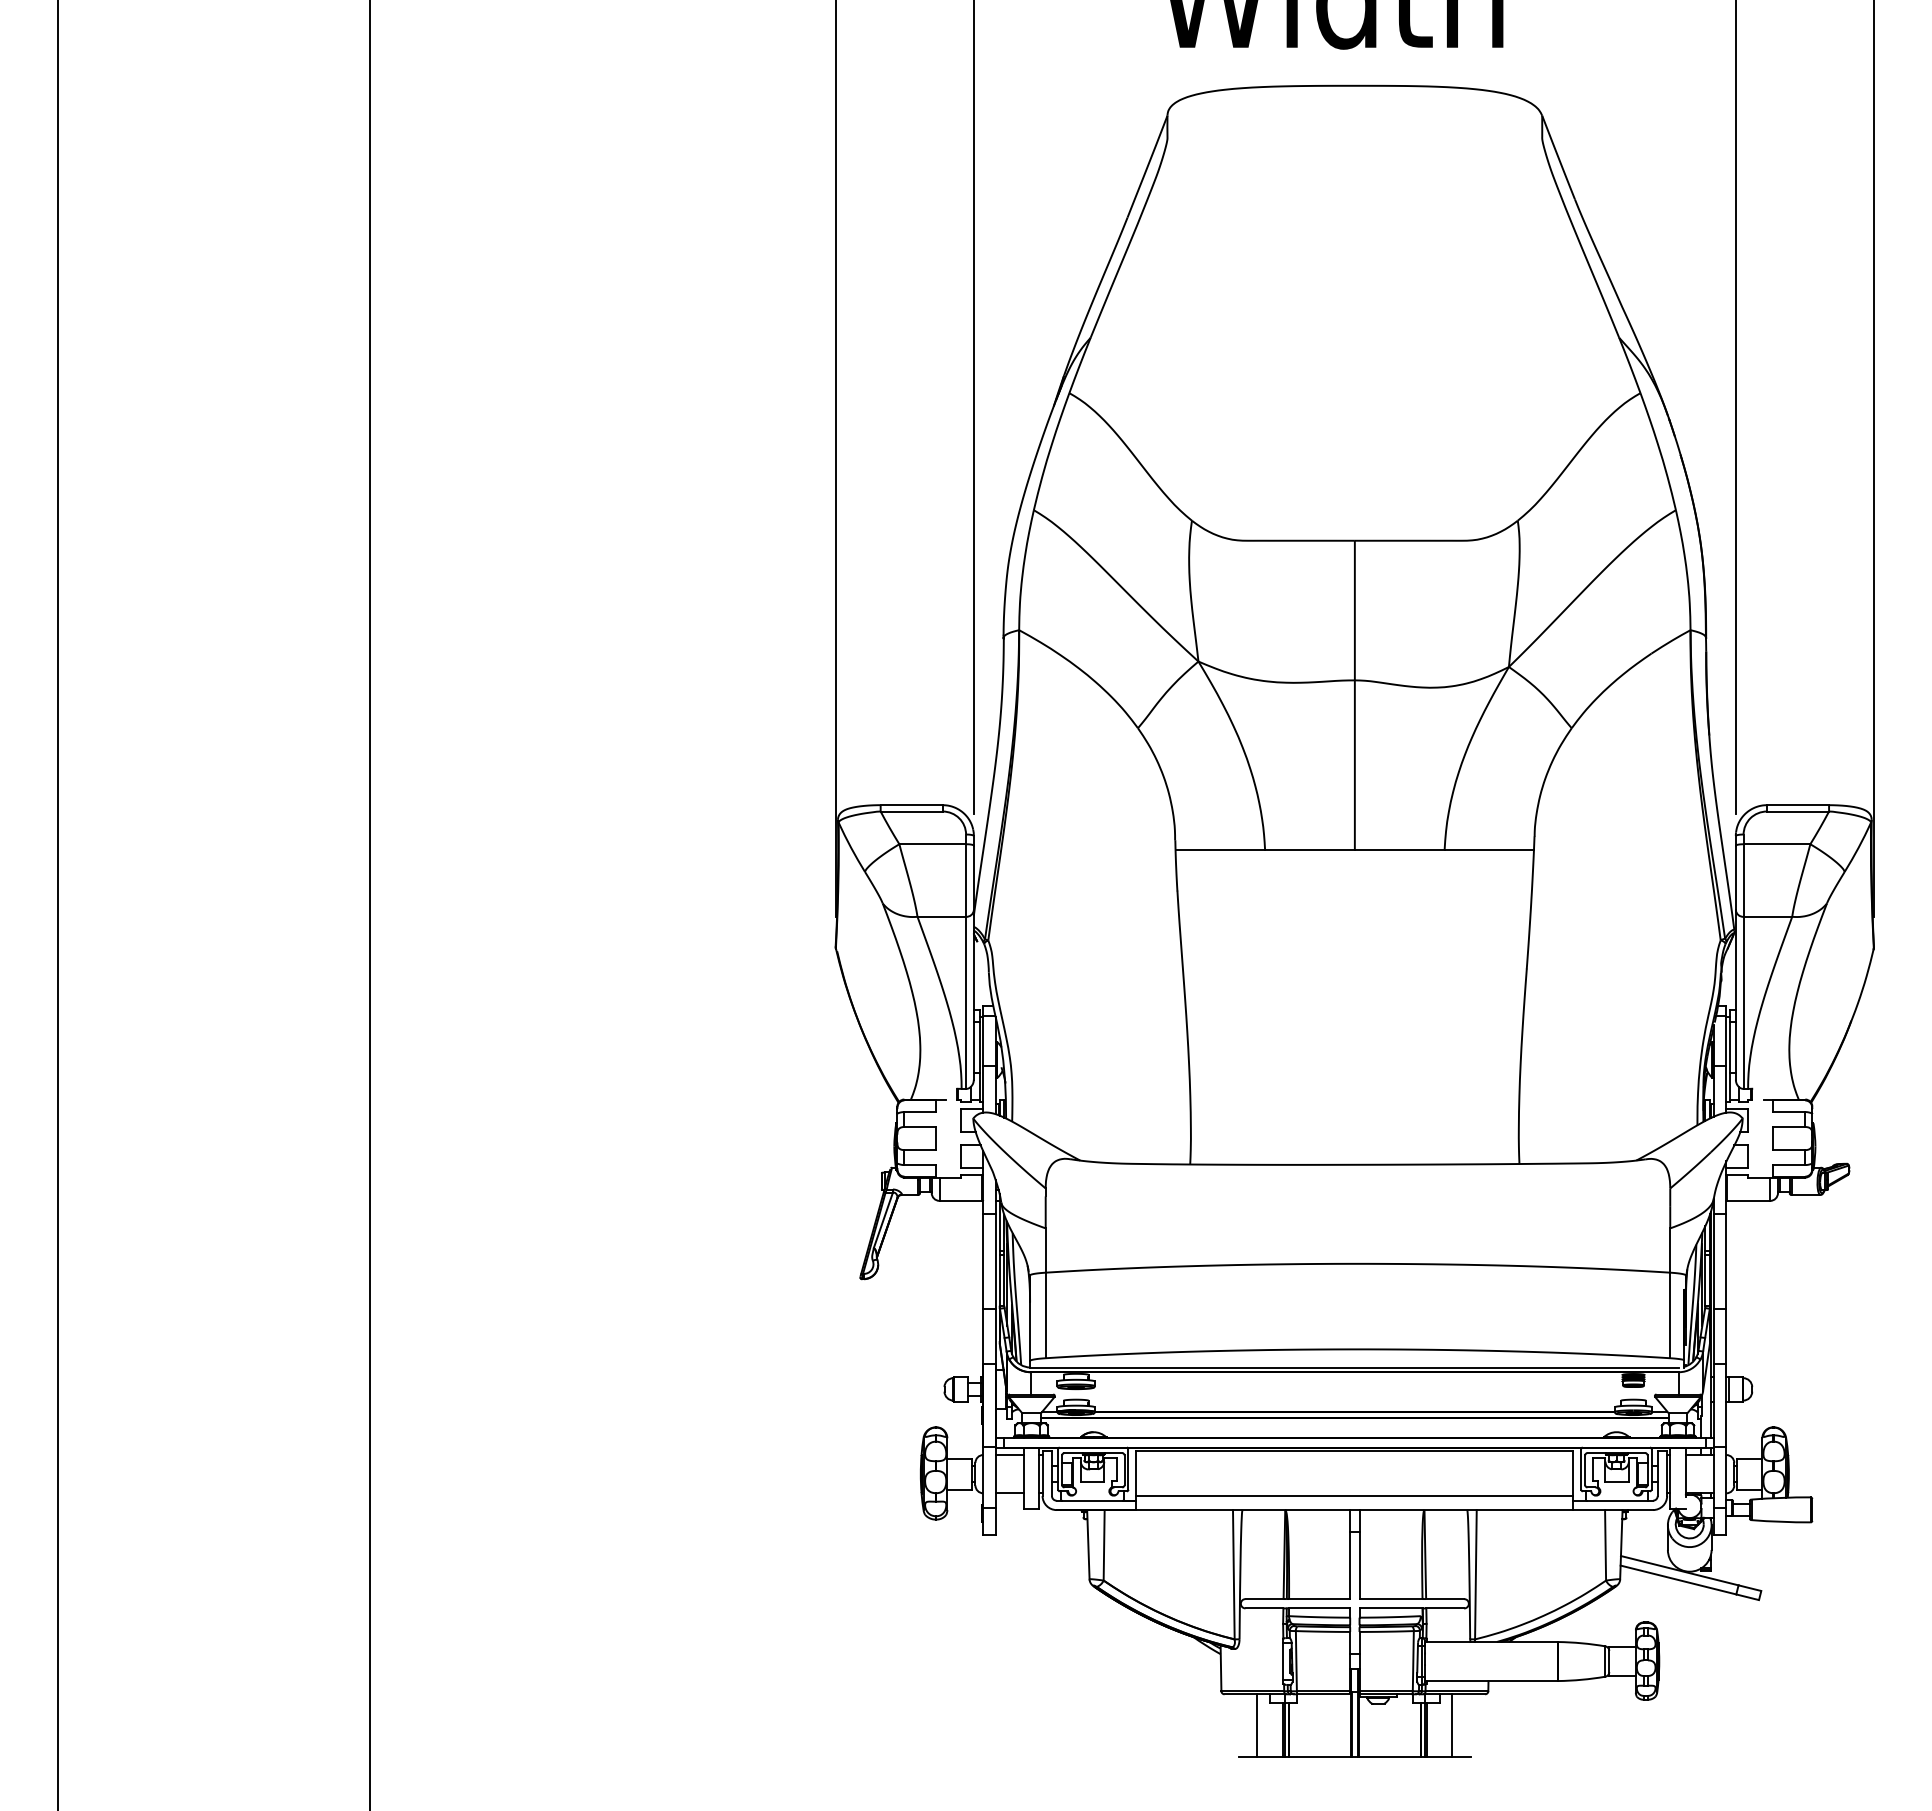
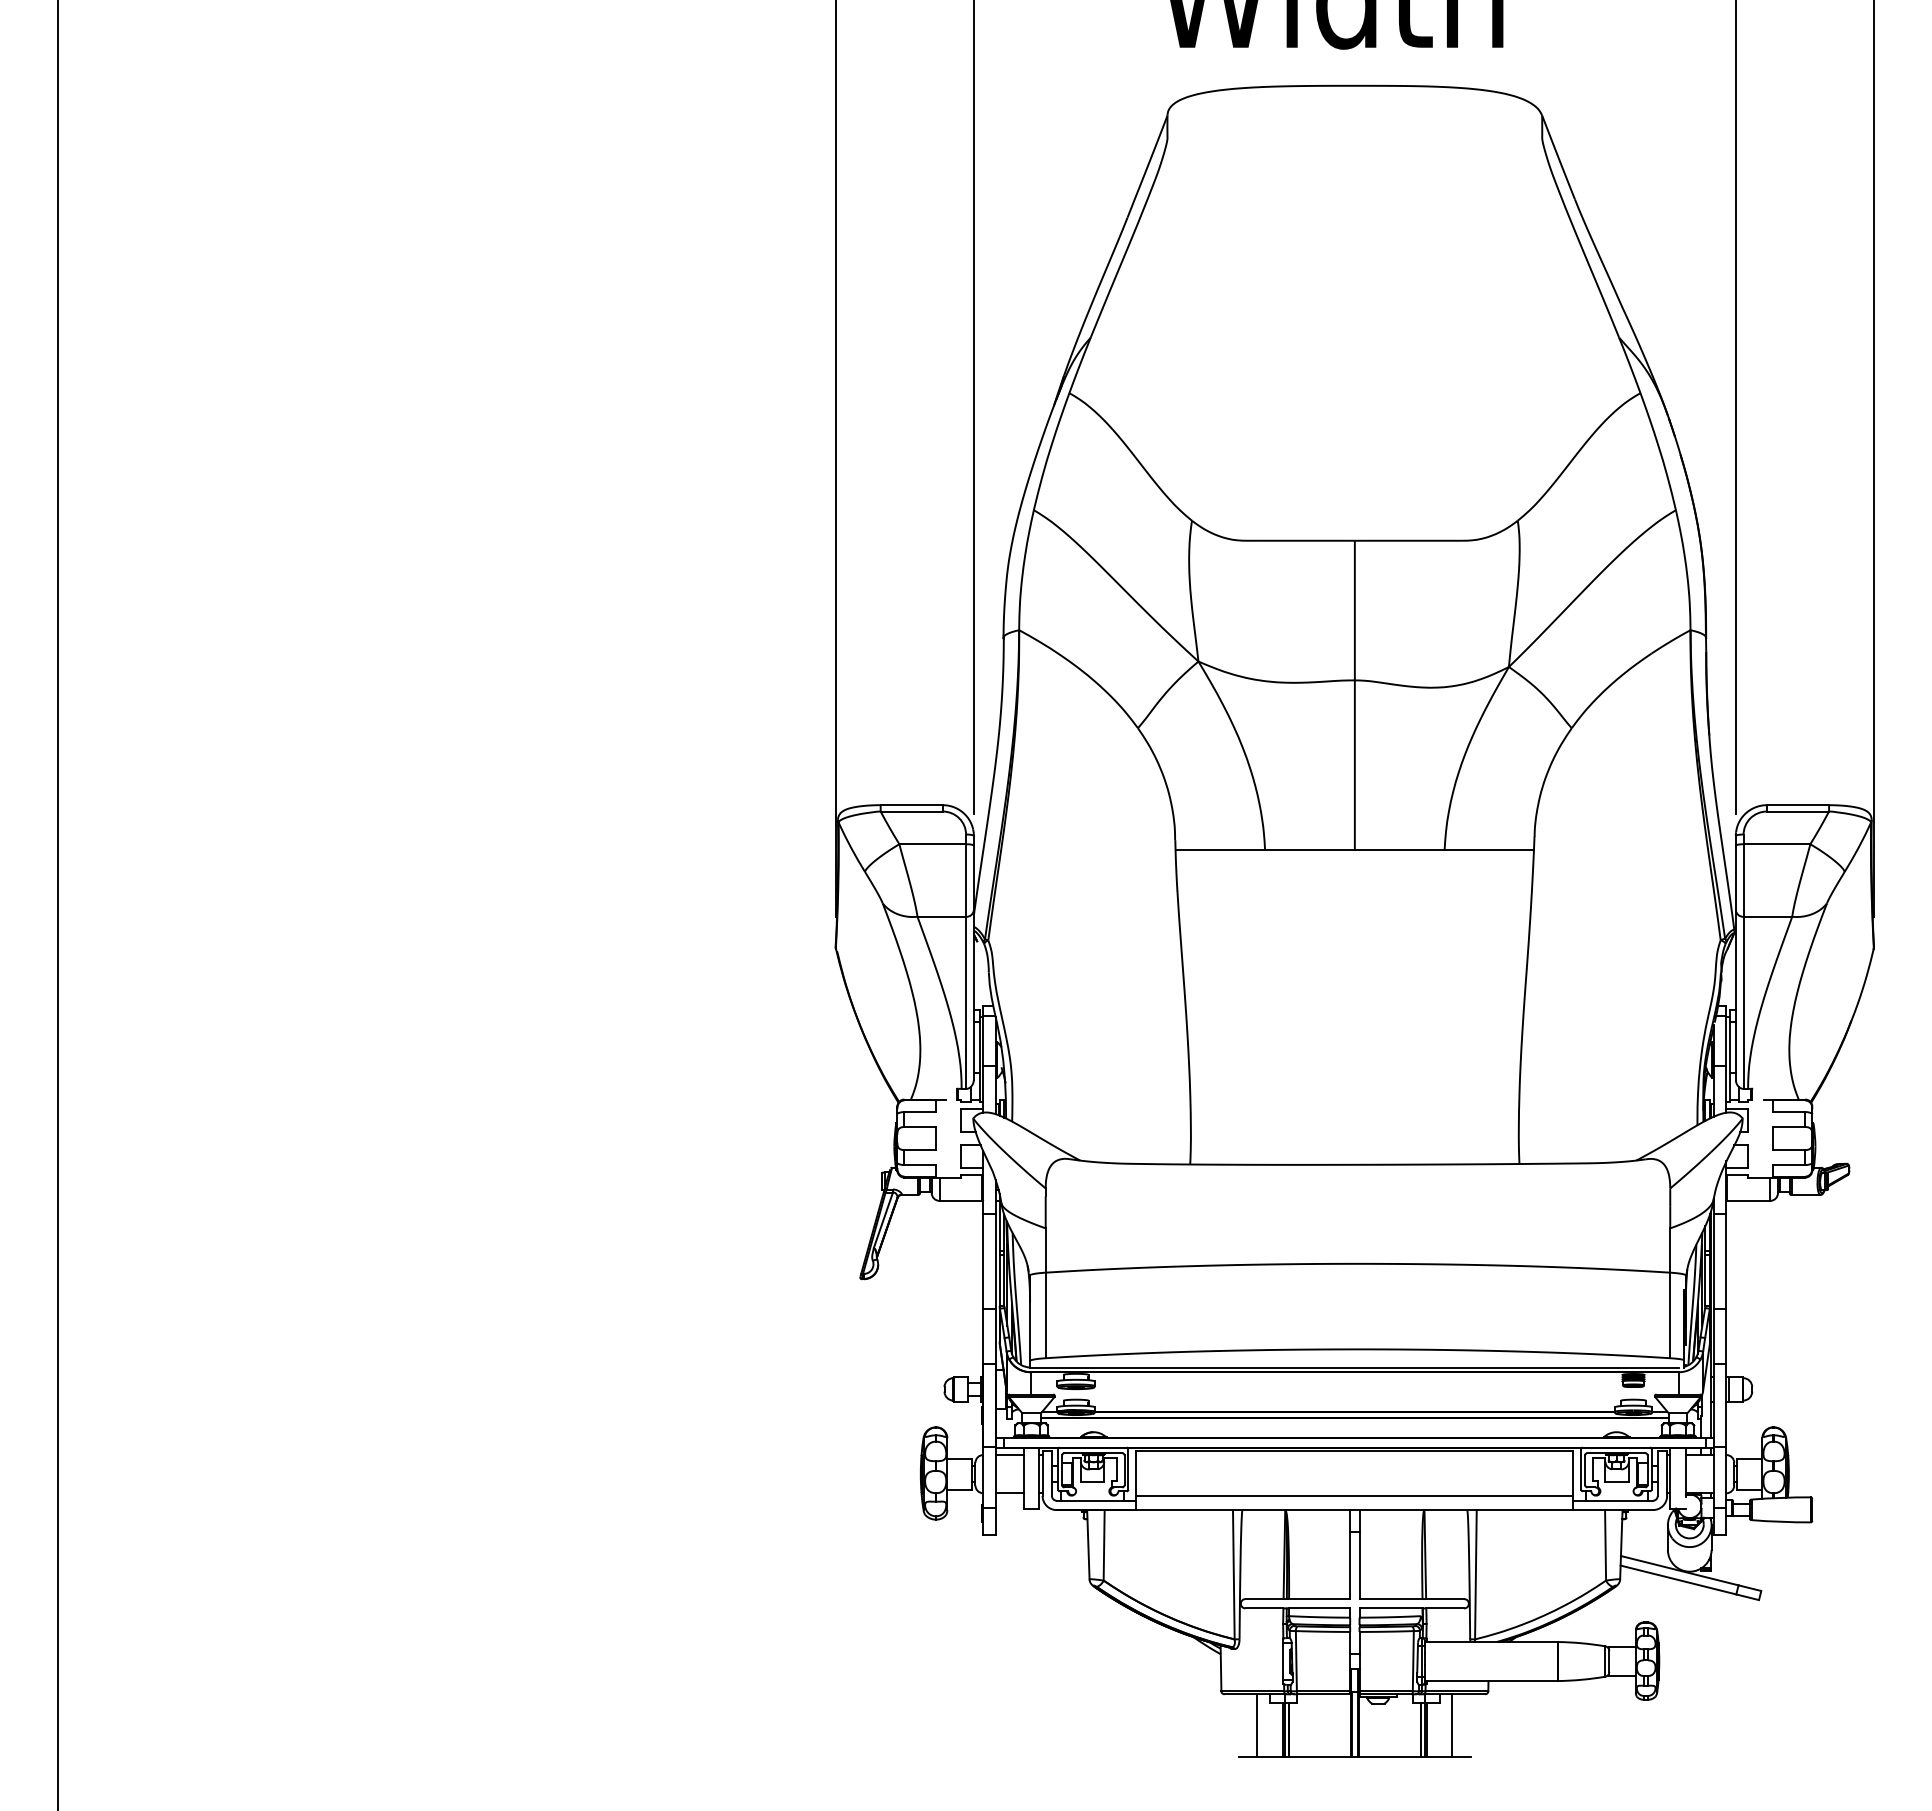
line: present -> none (370, 904)
